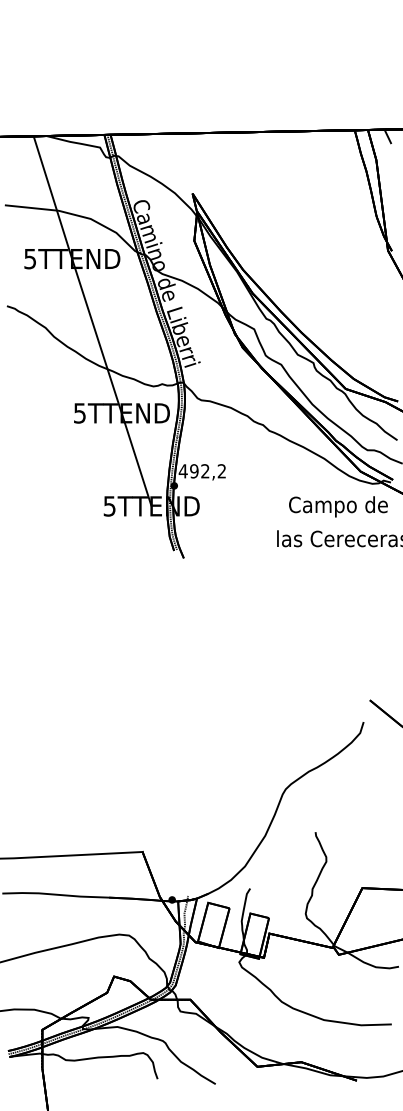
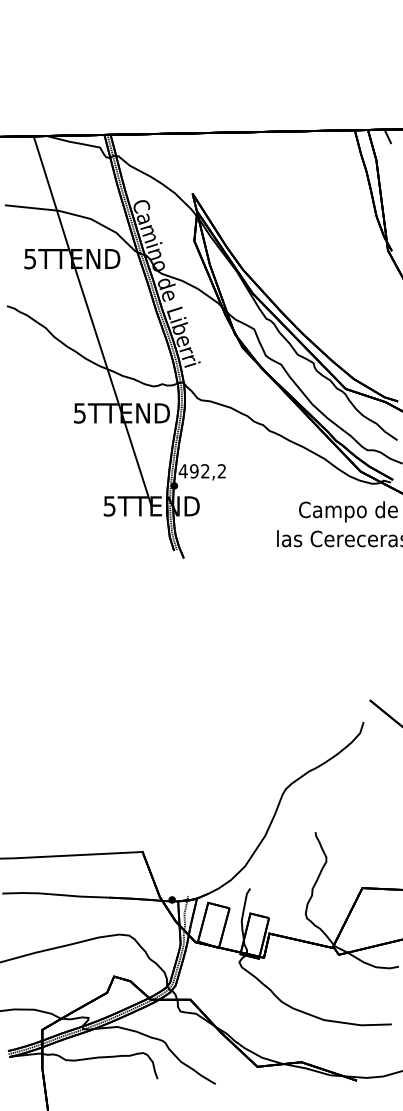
text position: (338, 506) -> (348, 511) (348, 511)
